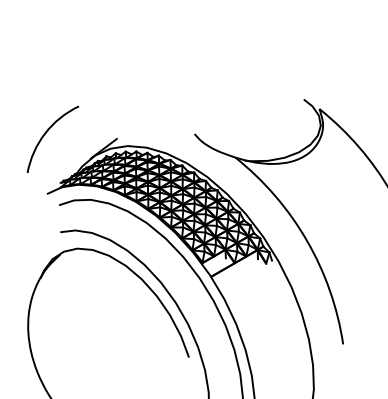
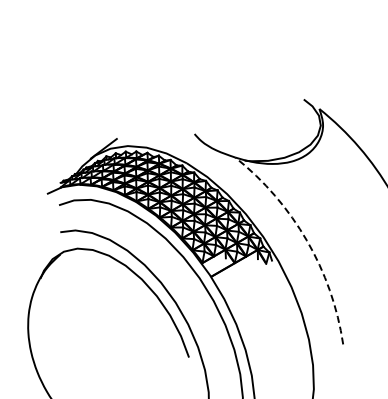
arc: present -> none (47, 132)
arc: solid -> dashed (306, 240)
